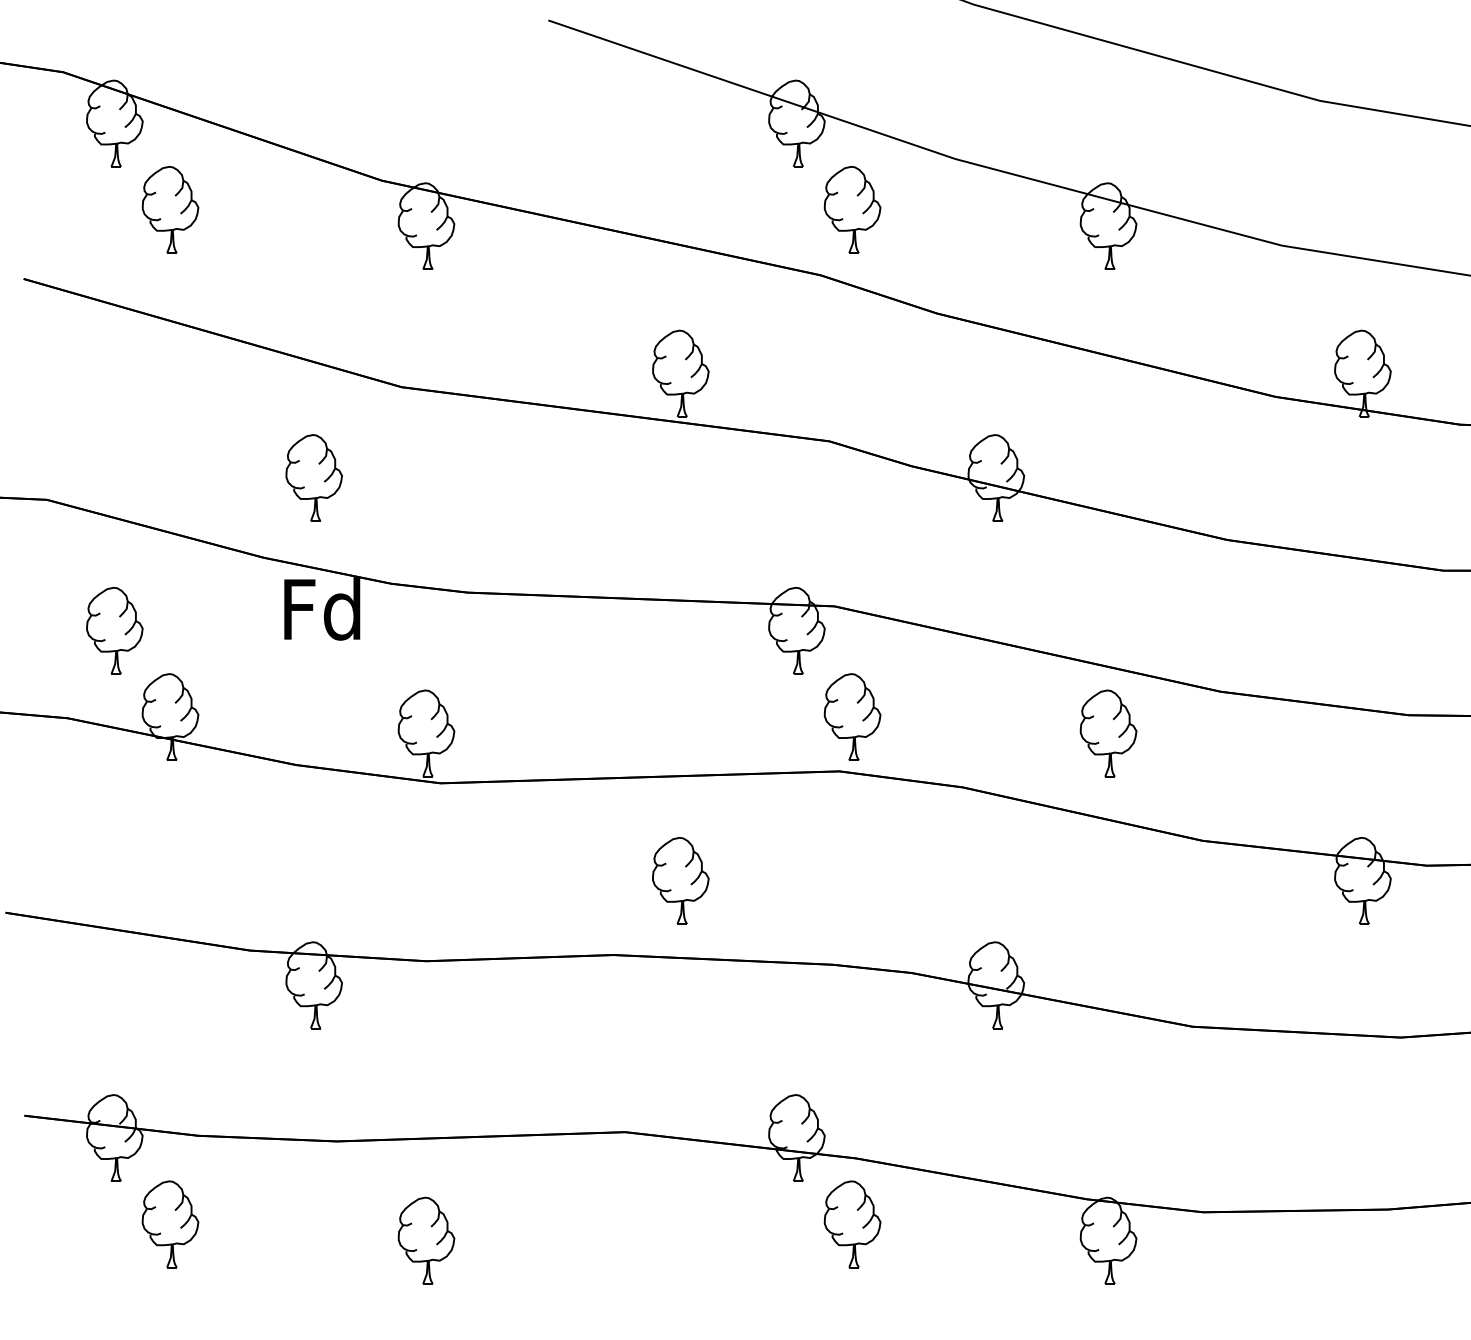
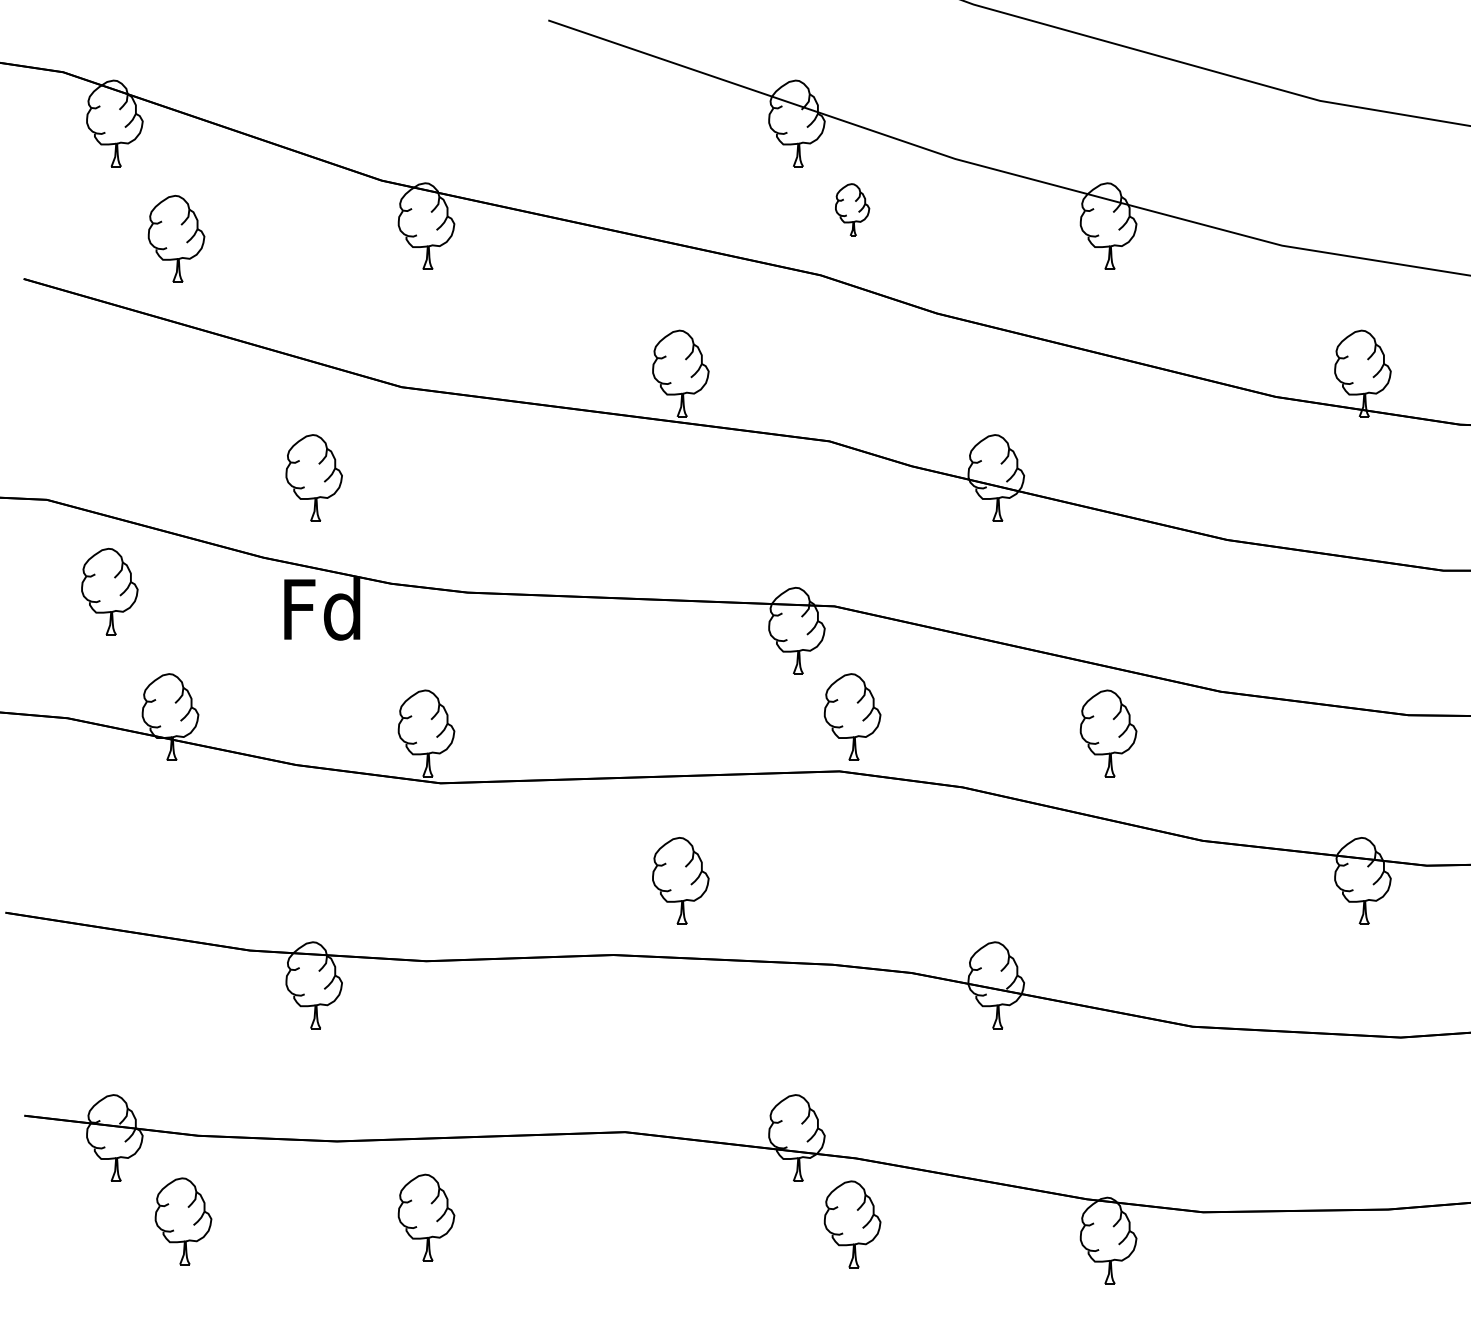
part position: (170, 209) -> (176, 238) (176, 238)
part size: 59x88 px -> 36x54 px (852, 209)
part position: (114, 630) -> (109, 591) (109, 591)
part position: (170, 1224) -> (183, 1221) (183, 1221)
part position: (426, 1240) -> (426, 1217) (426, 1217)
